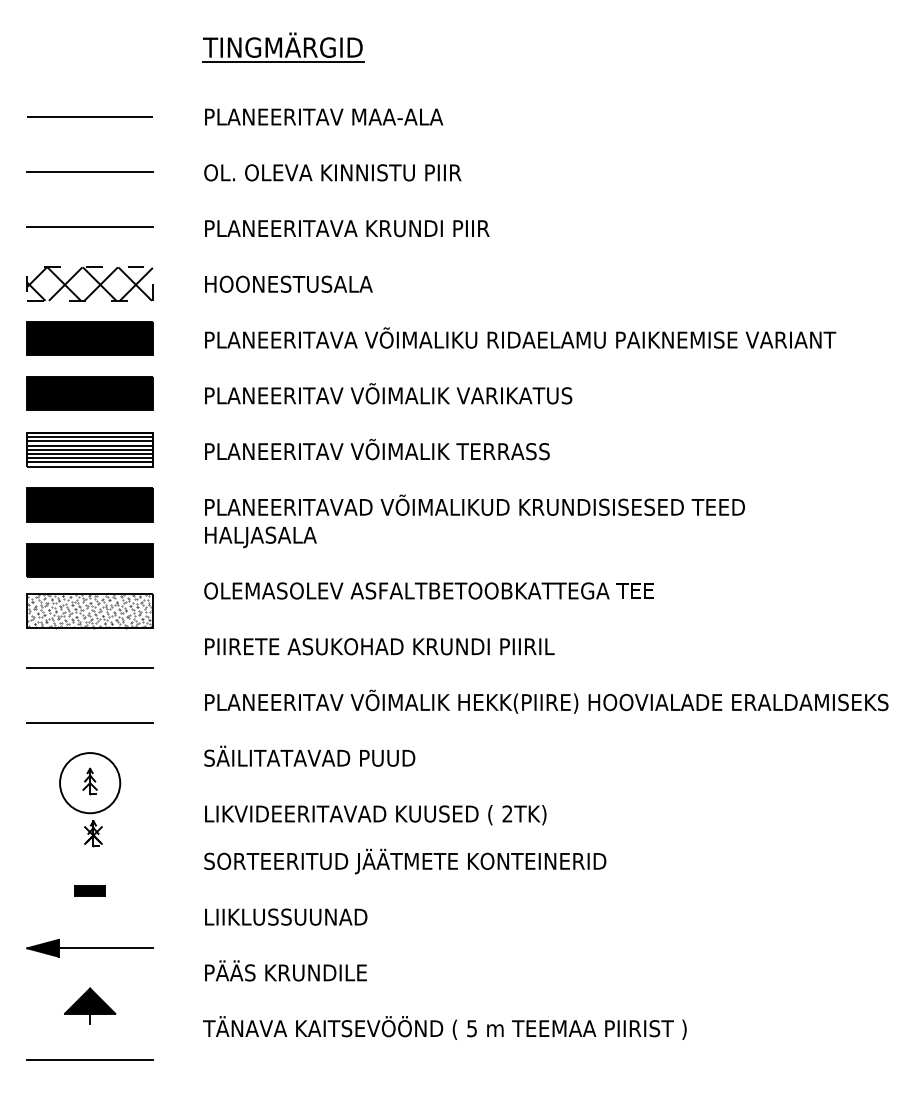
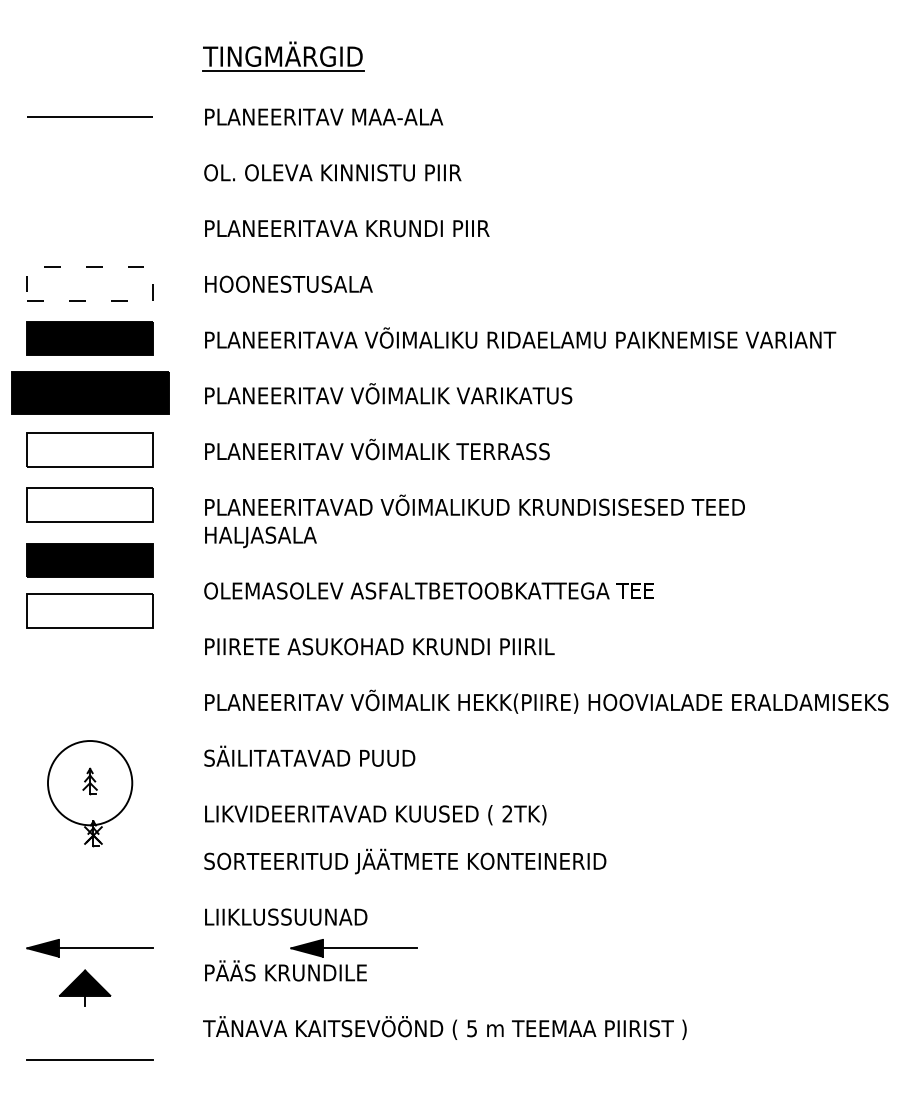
part position: (283, 47) -> (283, 56) (283, 56)
line: present -> none (89, 171)
line: present -> none (89, 226)
hatch: present -> none (89, 283)
part size: 128x35 px -> 159x44 px (90, 392)
hatch: present -> none (89, 447)
fill: present -> none (89, 504)
hatch: present -> none (89, 610)
line: present -> none (89, 668)
line: present -> none (89, 723)
circle diameter: 60 px -> 84 px (90, 783)
part: present -> none (89, 890)
part: none -> present (353, 948)
part position: (90, 1005) -> (85, 987) (85, 987)
